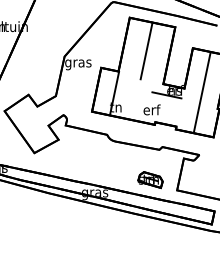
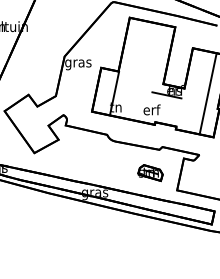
line: present -> none (146, 50)
line position: (201, 92) -> (207, 93) (207, 93)
part position: (150, 180) -> (150, 173) (150, 173)
